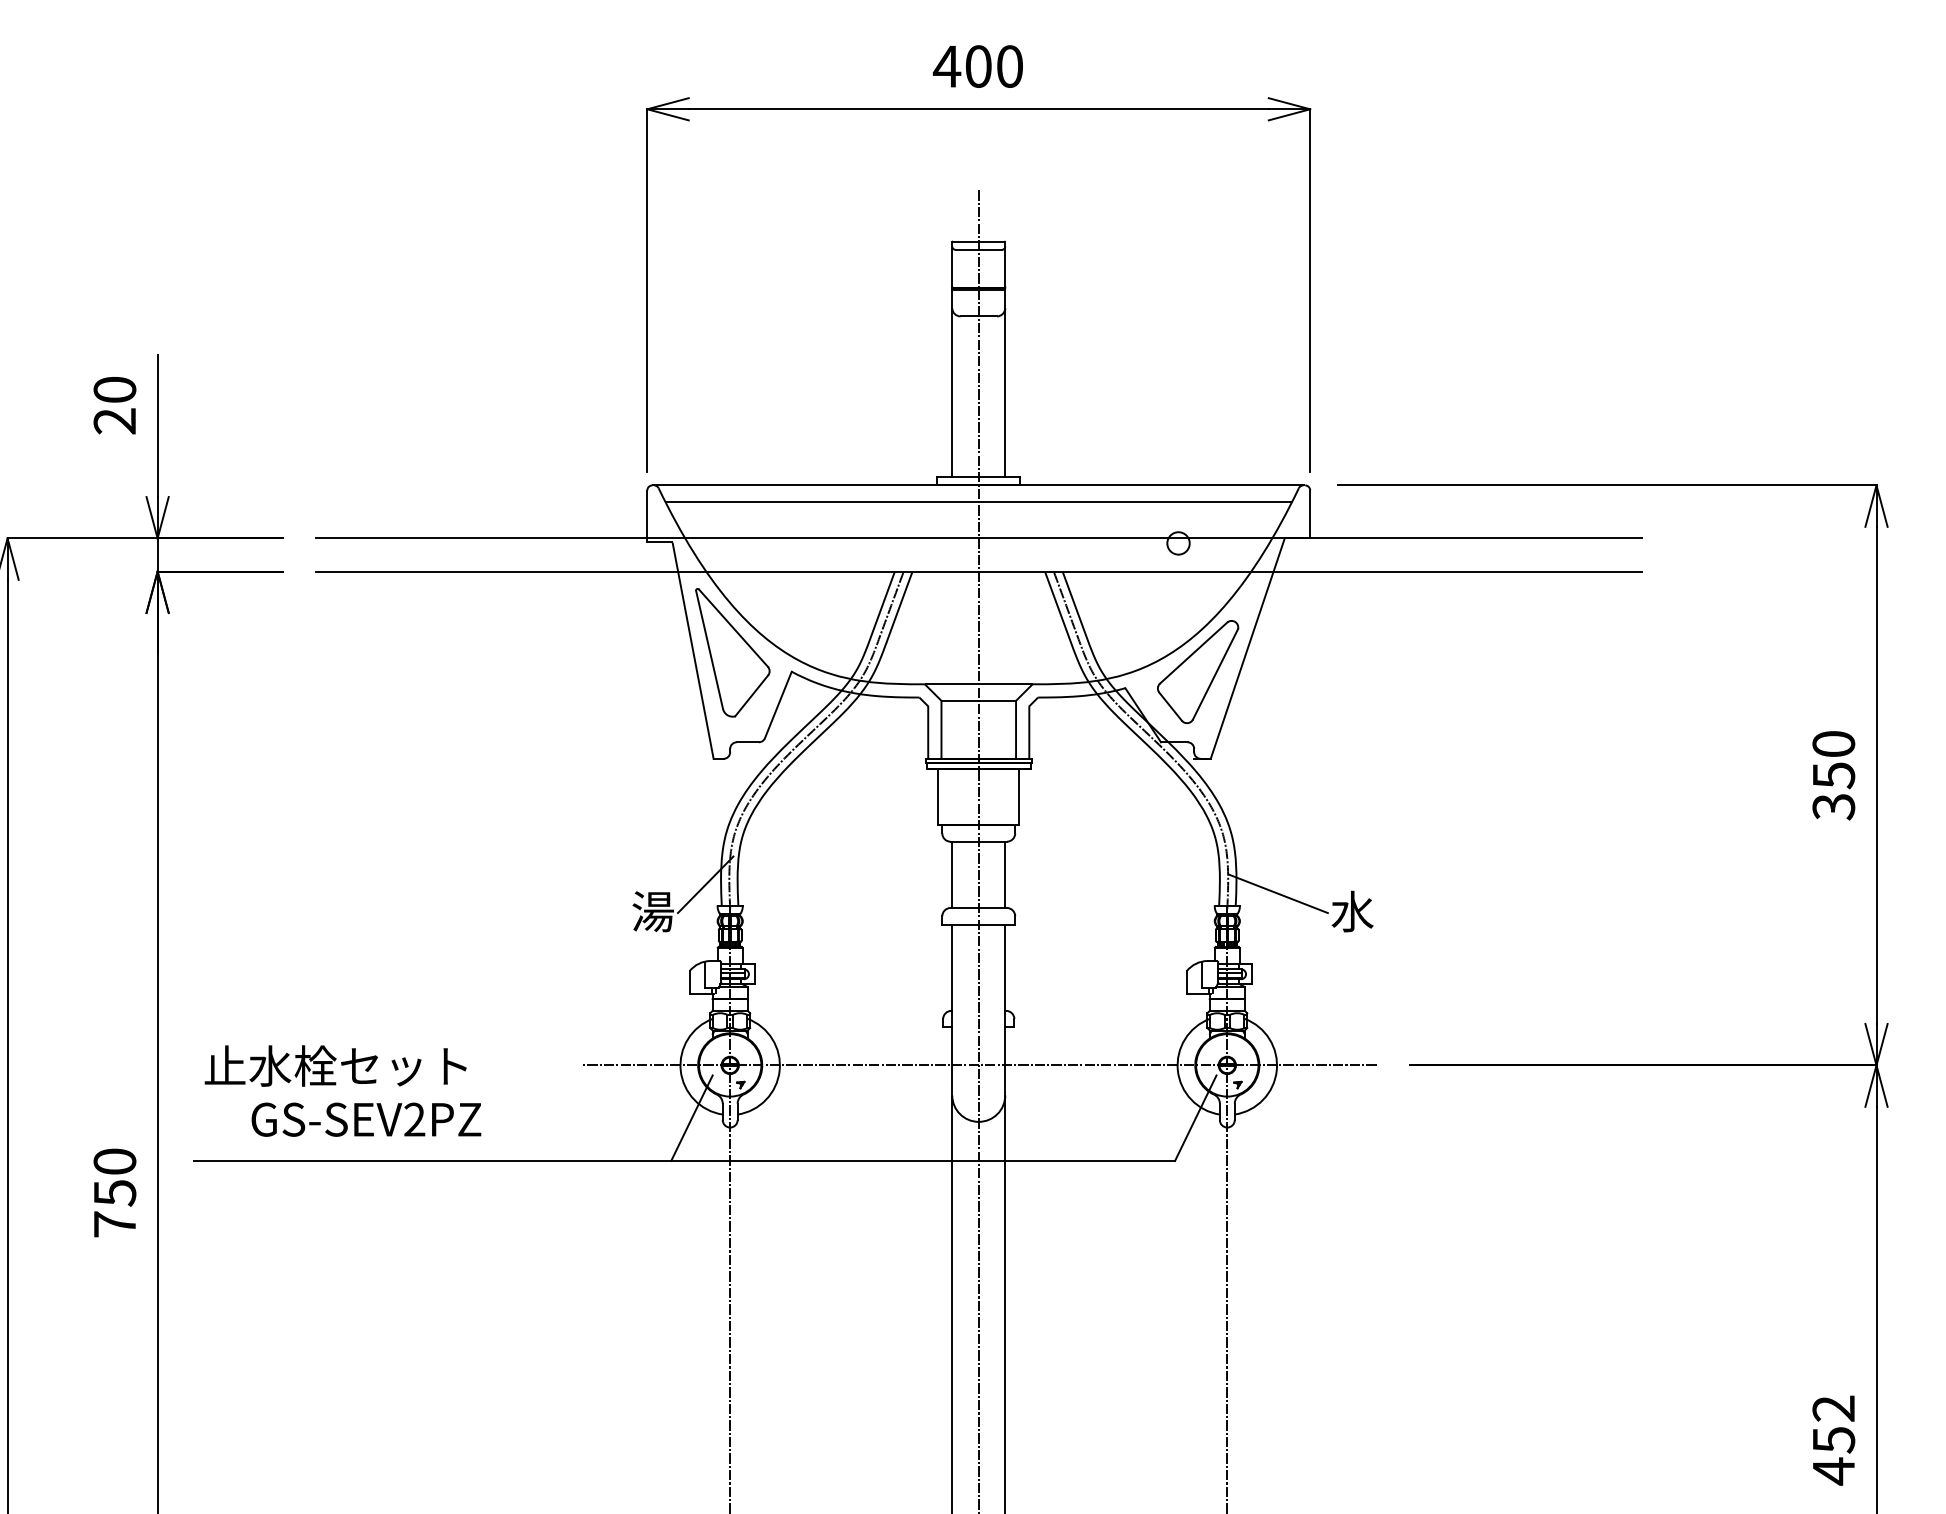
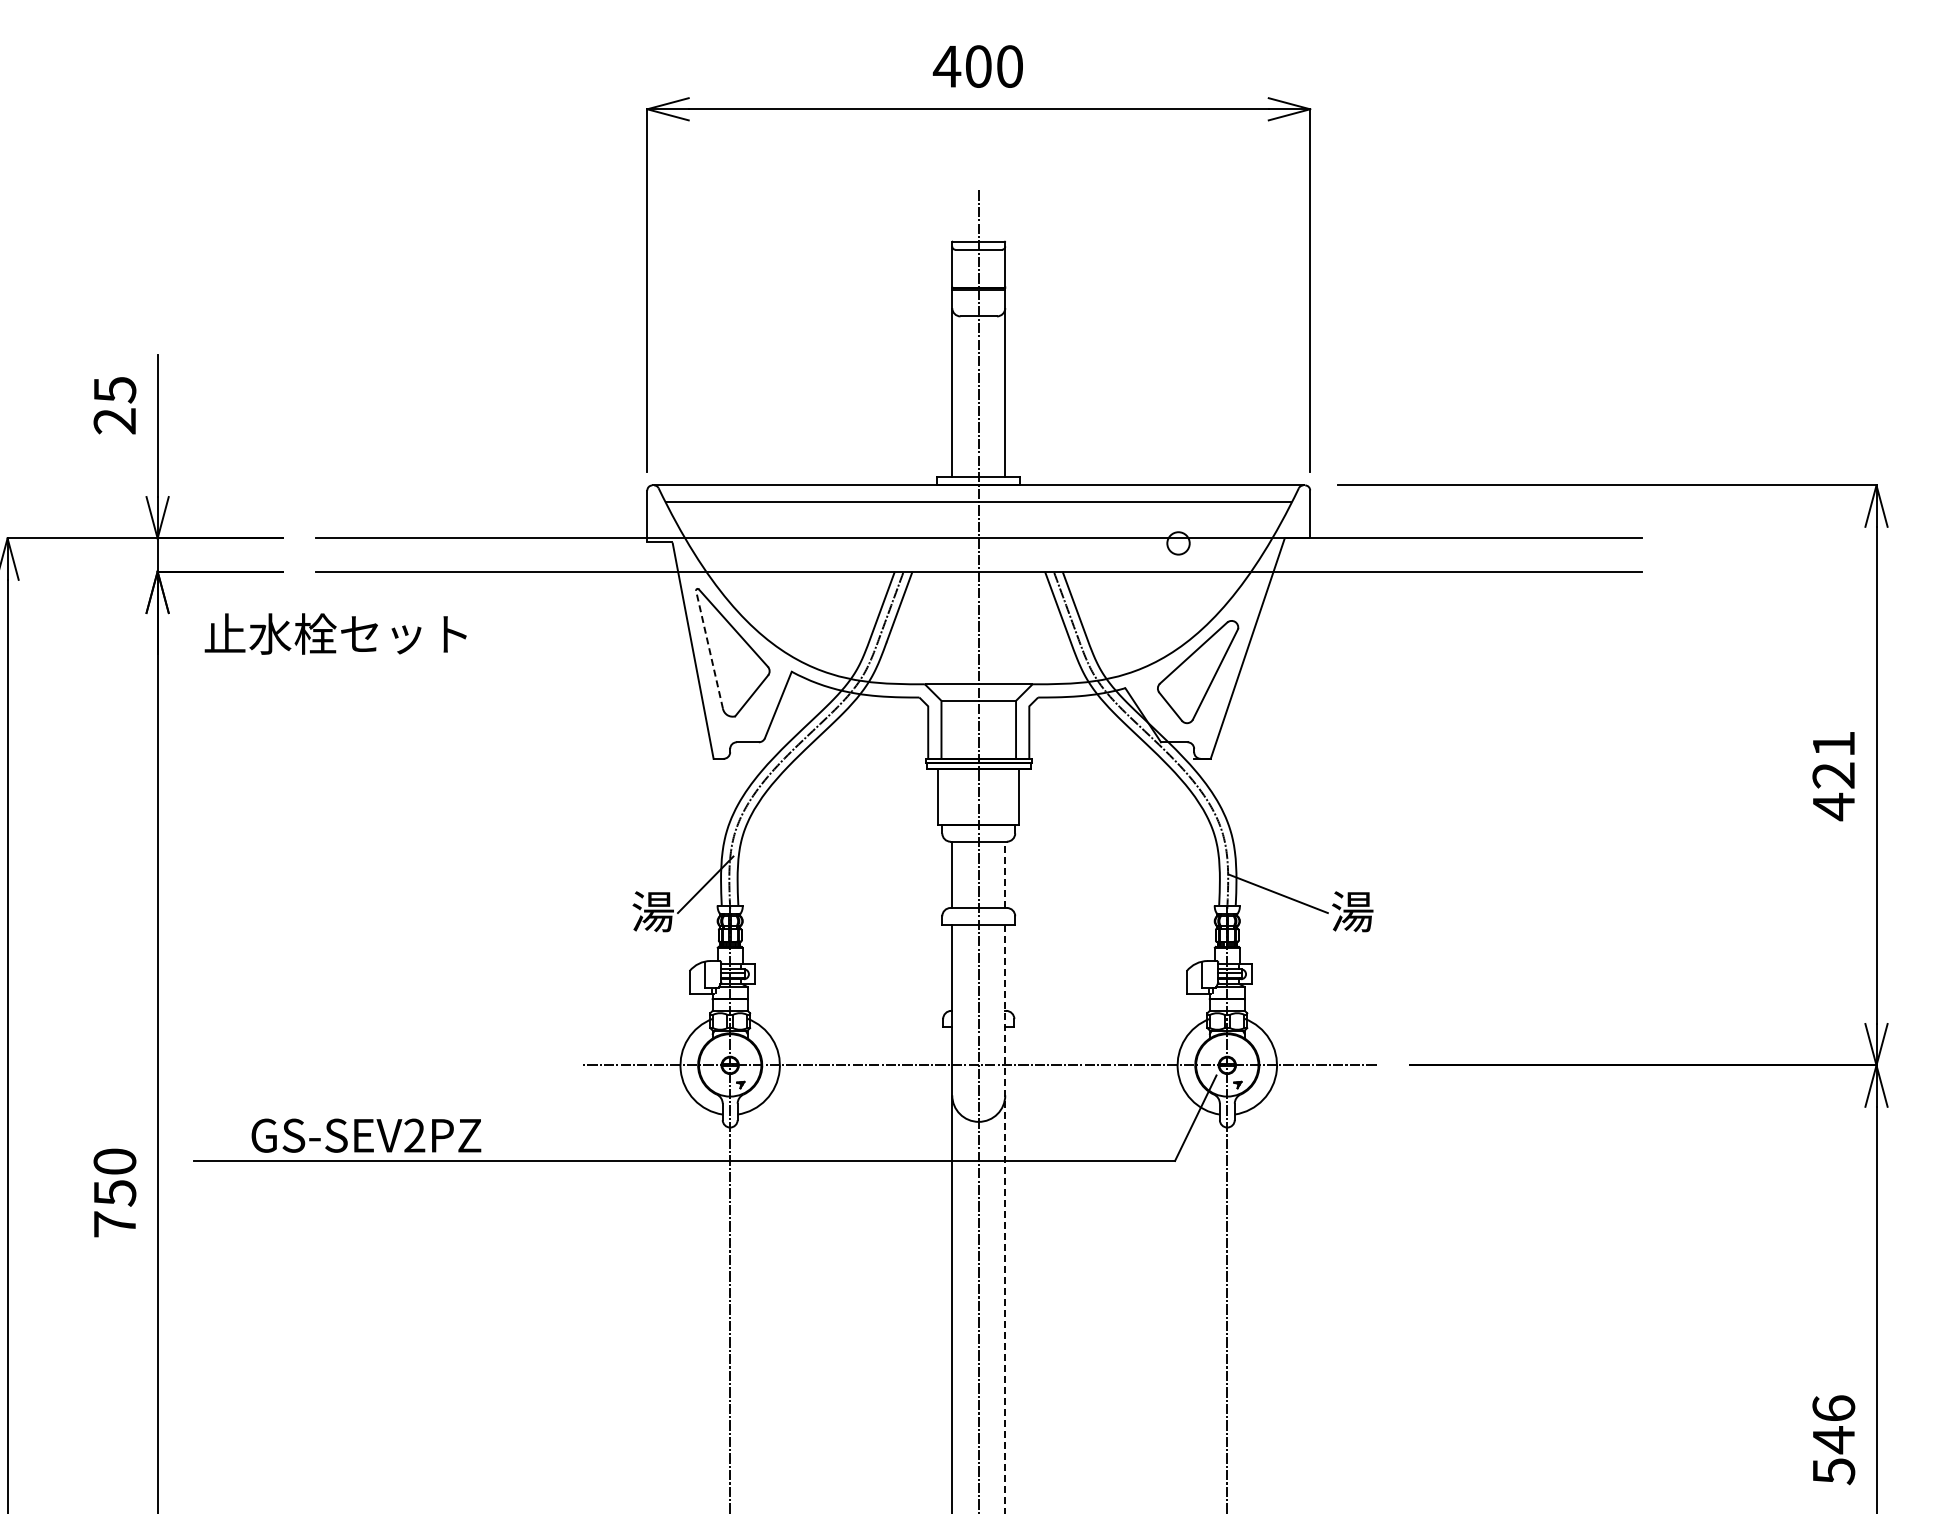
text: 20 -> 25 (114, 390)
line: solid -> dashed (709, 649)
text: 350 -> 421 (1833, 776)
line: solid -> dashed (1005, 874)
text: 水 -> 湯 (1352, 911)
text position: (335, 1065) -> (335, 633) (335, 633)
line: present -> none (691, 1117)
text position: (366, 1119) -> (366, 1135) (366, 1135)
line: solid -> dashed (1005, 1218)
text: 452 -> 546 (1833, 1440)
